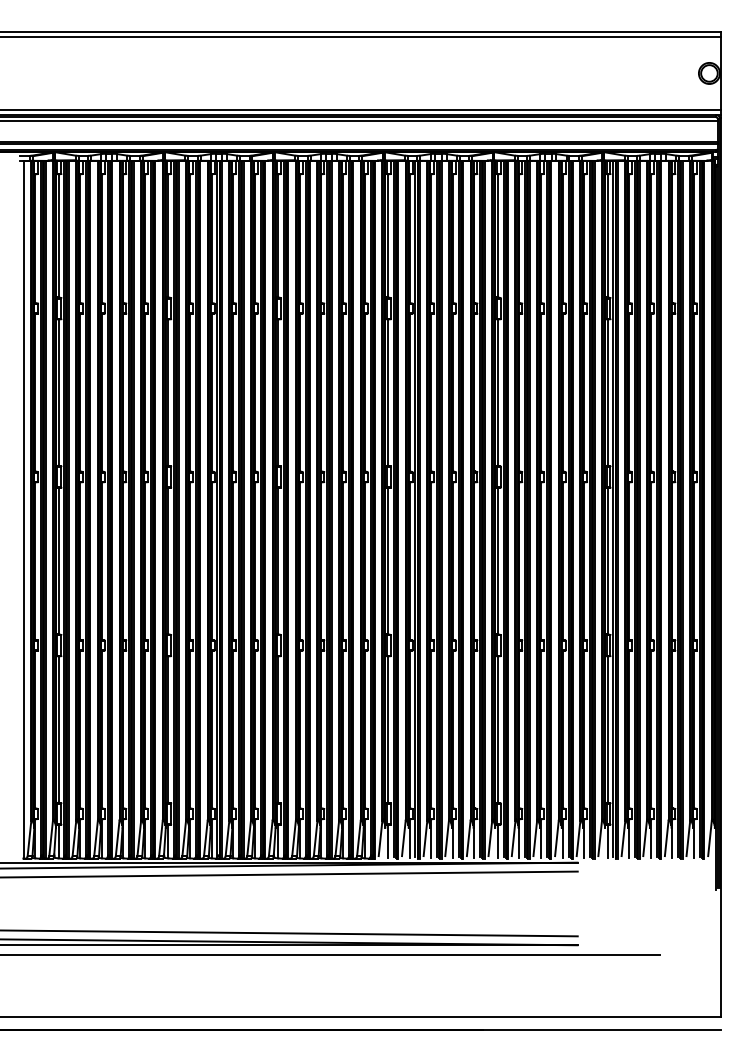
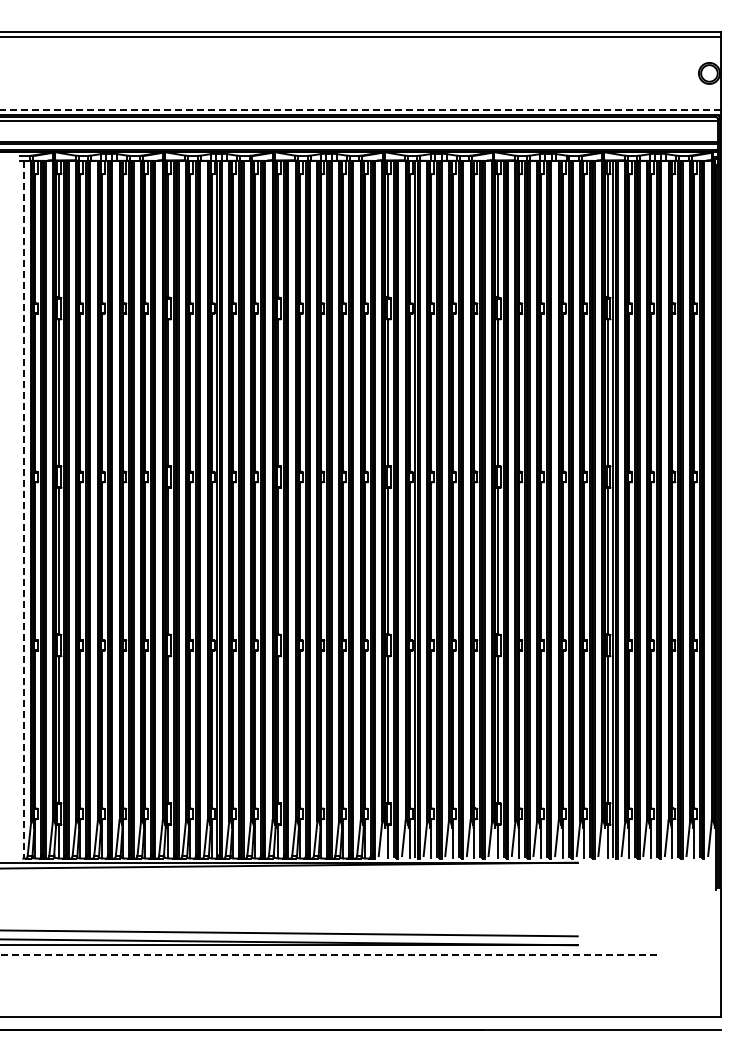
line: solid -> dashed (359, 110)
line: solid -> dashed (23, 509)
line: present -> none (289, 874)
line: solid -> dashed (329, 955)
